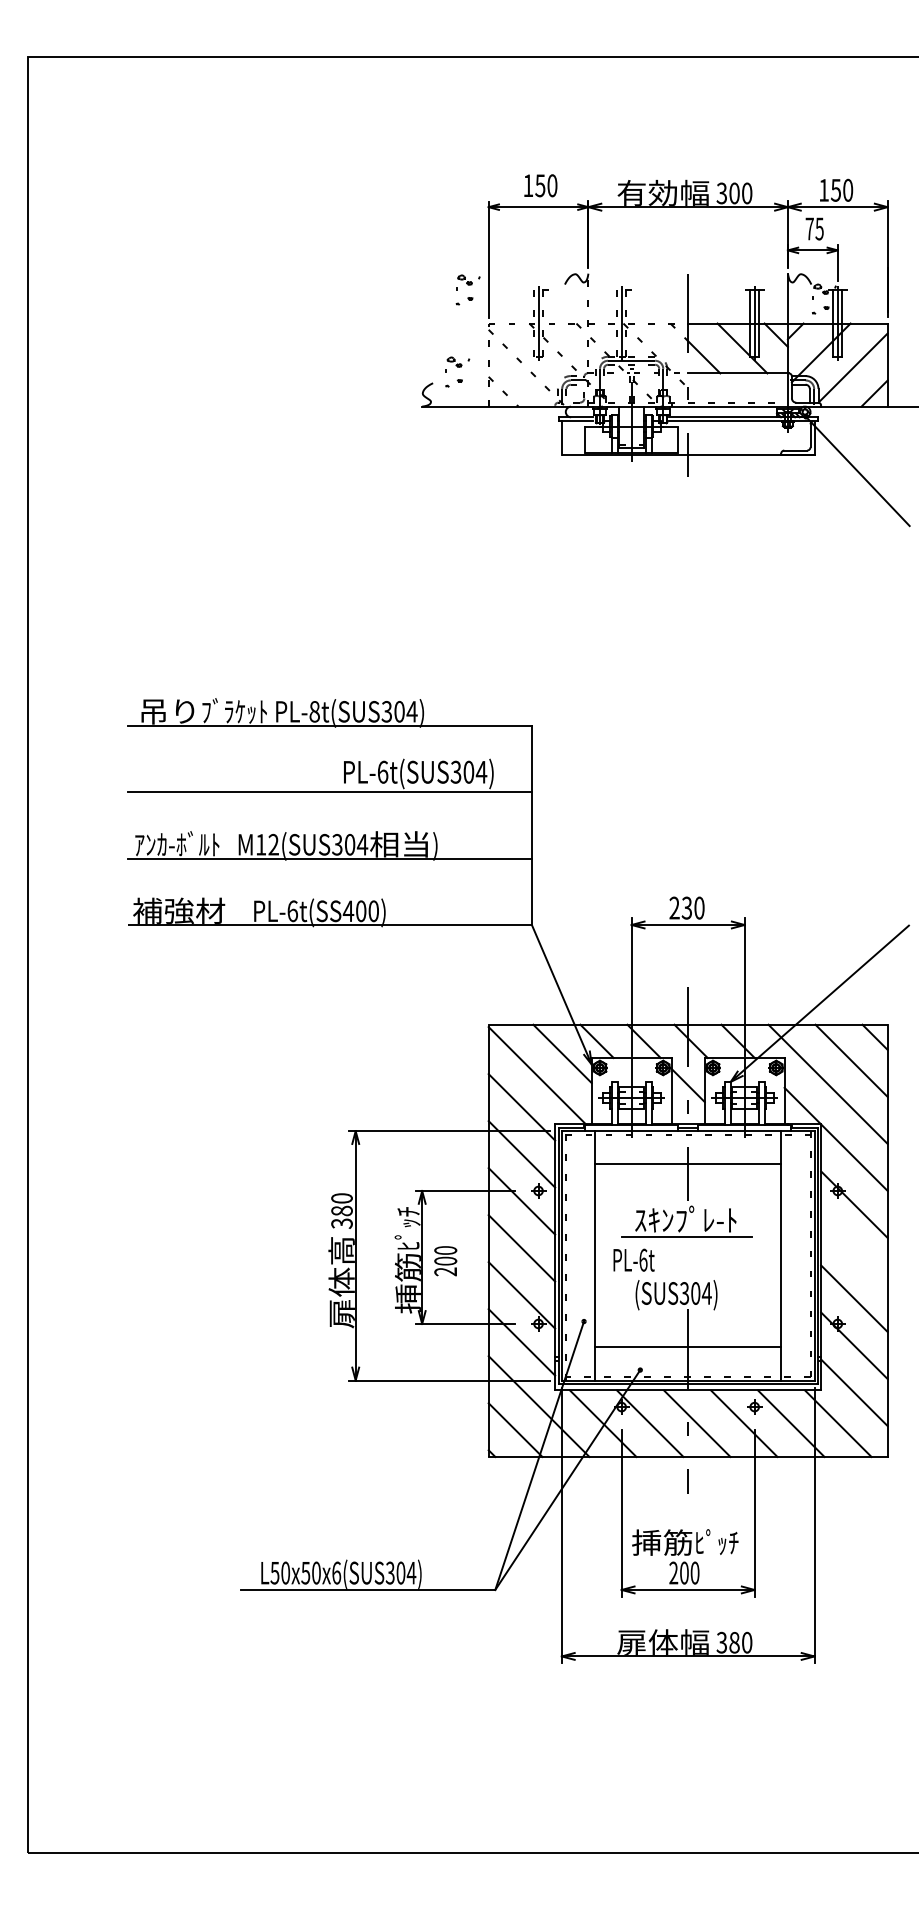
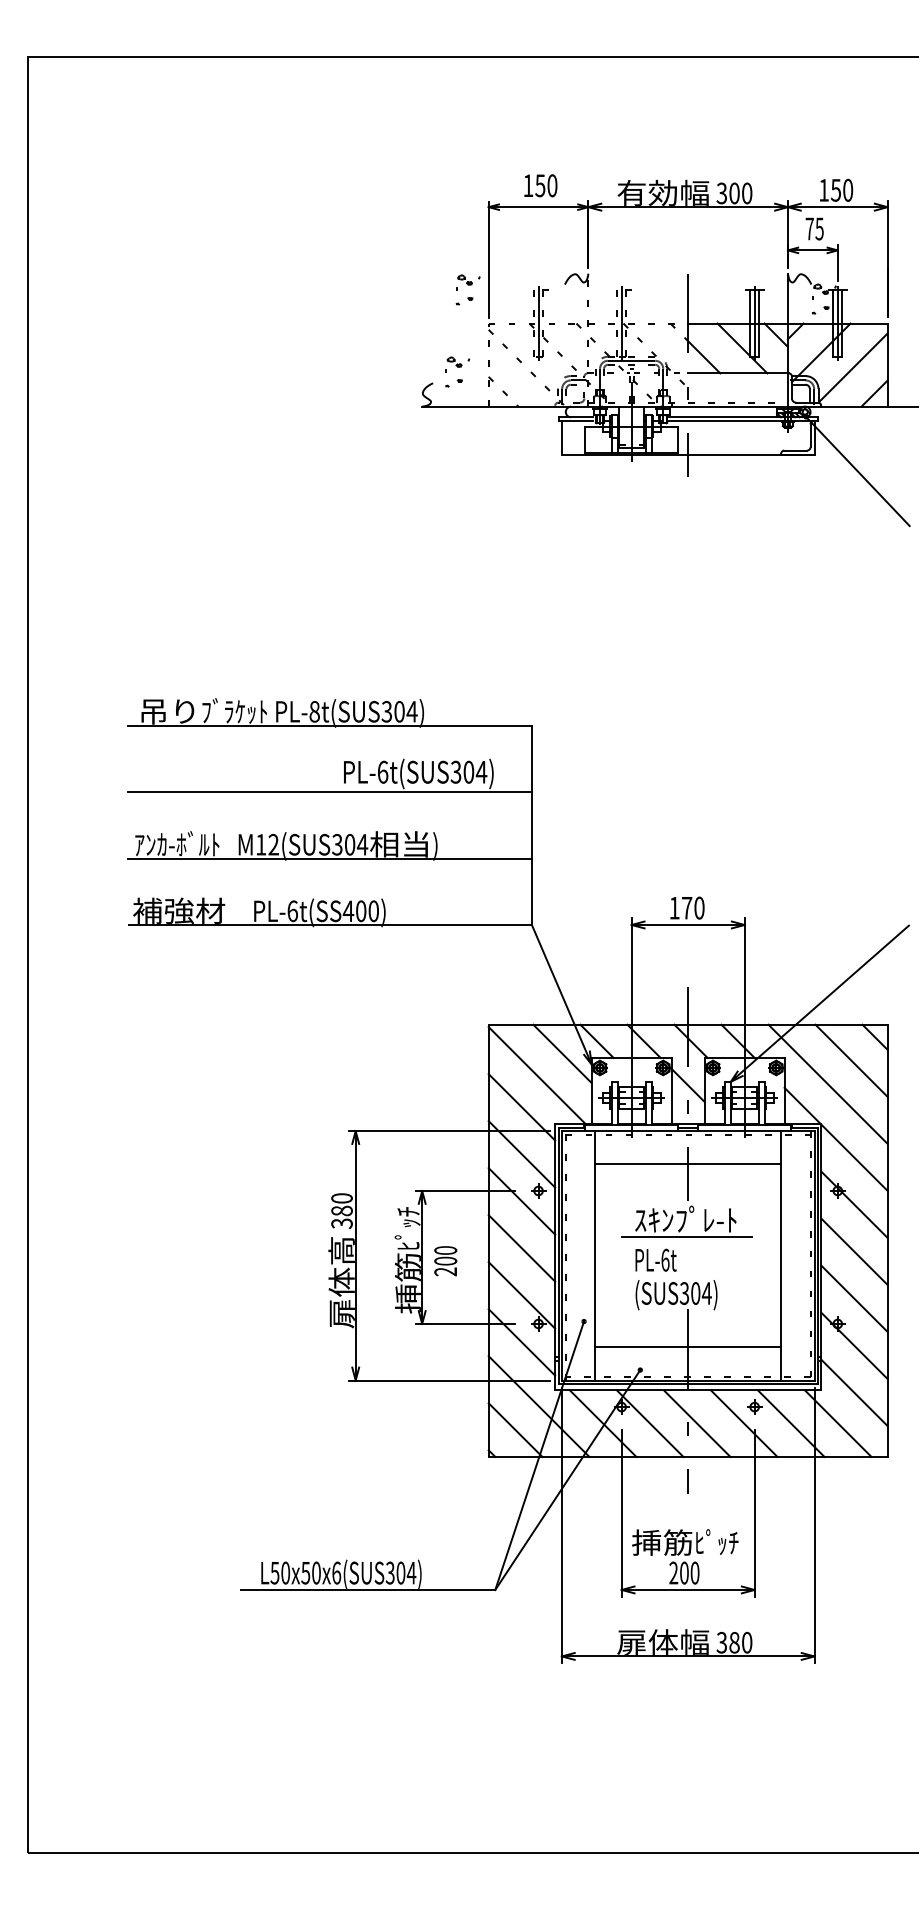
text: 230 -> 170 (680, 907)
line: none -> present (854, 1251)
text position: (633, 1259) -> (655, 1259) (655, 1259)
